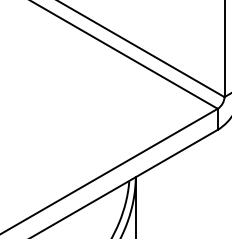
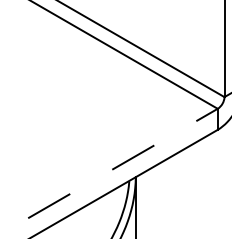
line: solid -> dashed (109, 171)
